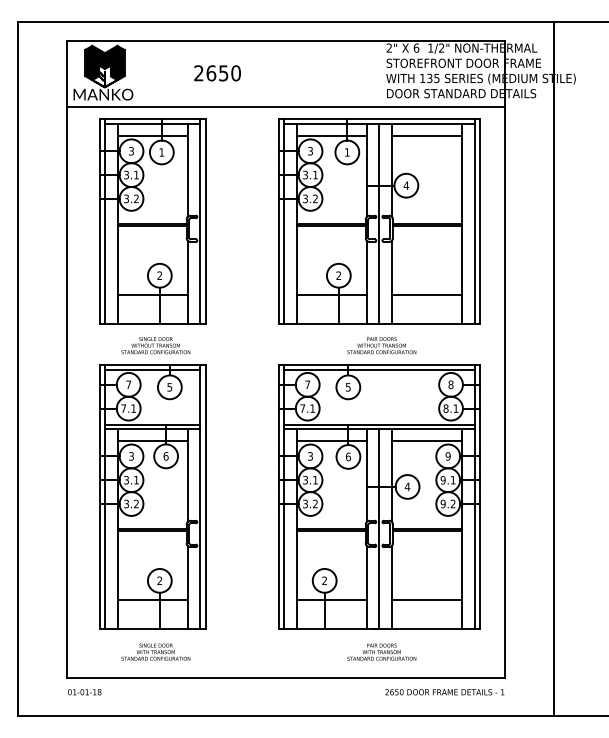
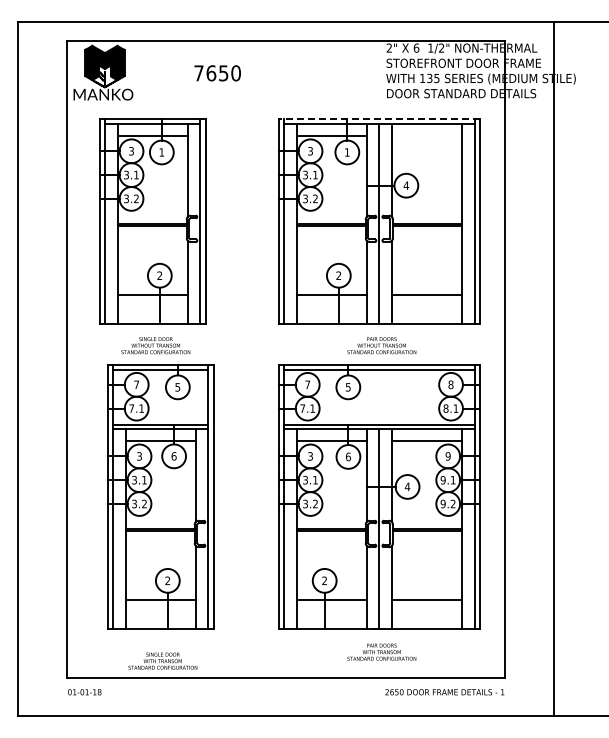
text: 2650 -> 7650 (198, 73)
line: present -> none (286, 107)
line: solid -> dashed (379, 119)
line: present -> none (426, 136)
part position: (152, 496) -> (160, 496) (160, 496)
text position: (155, 651) -> (162, 660) (162, 660)
